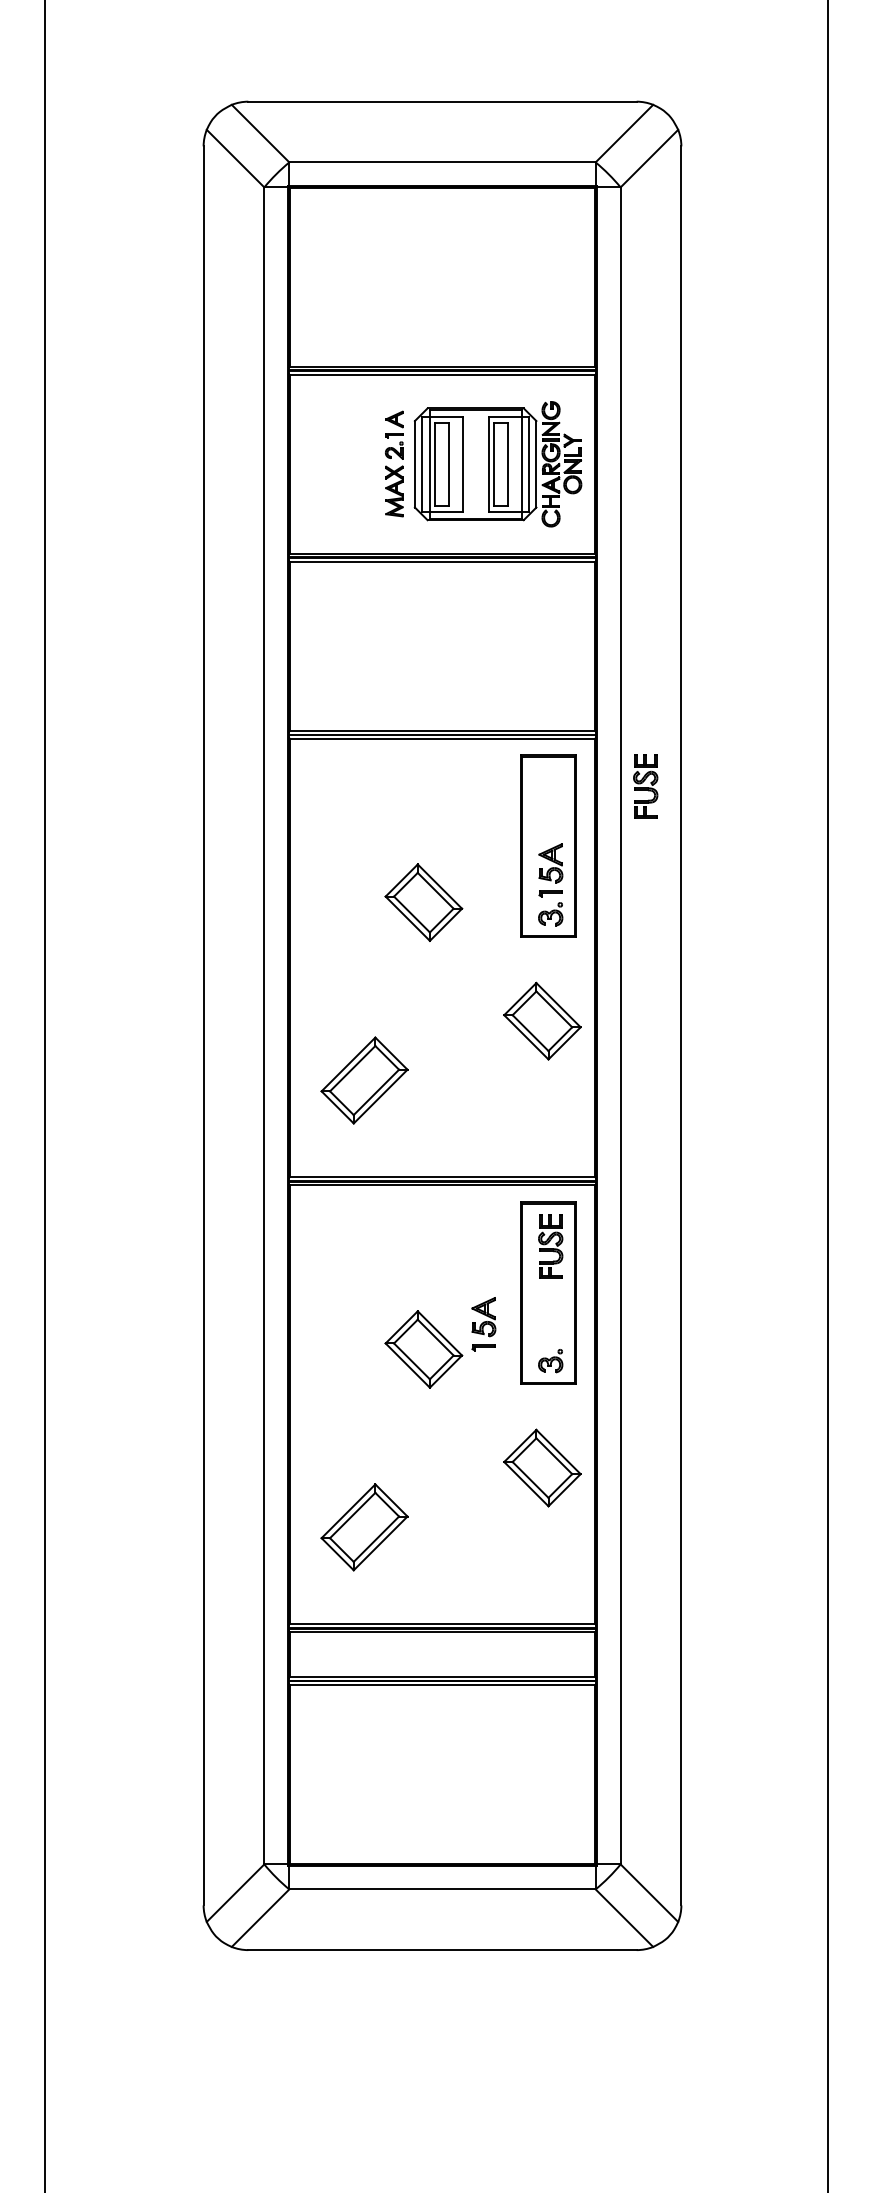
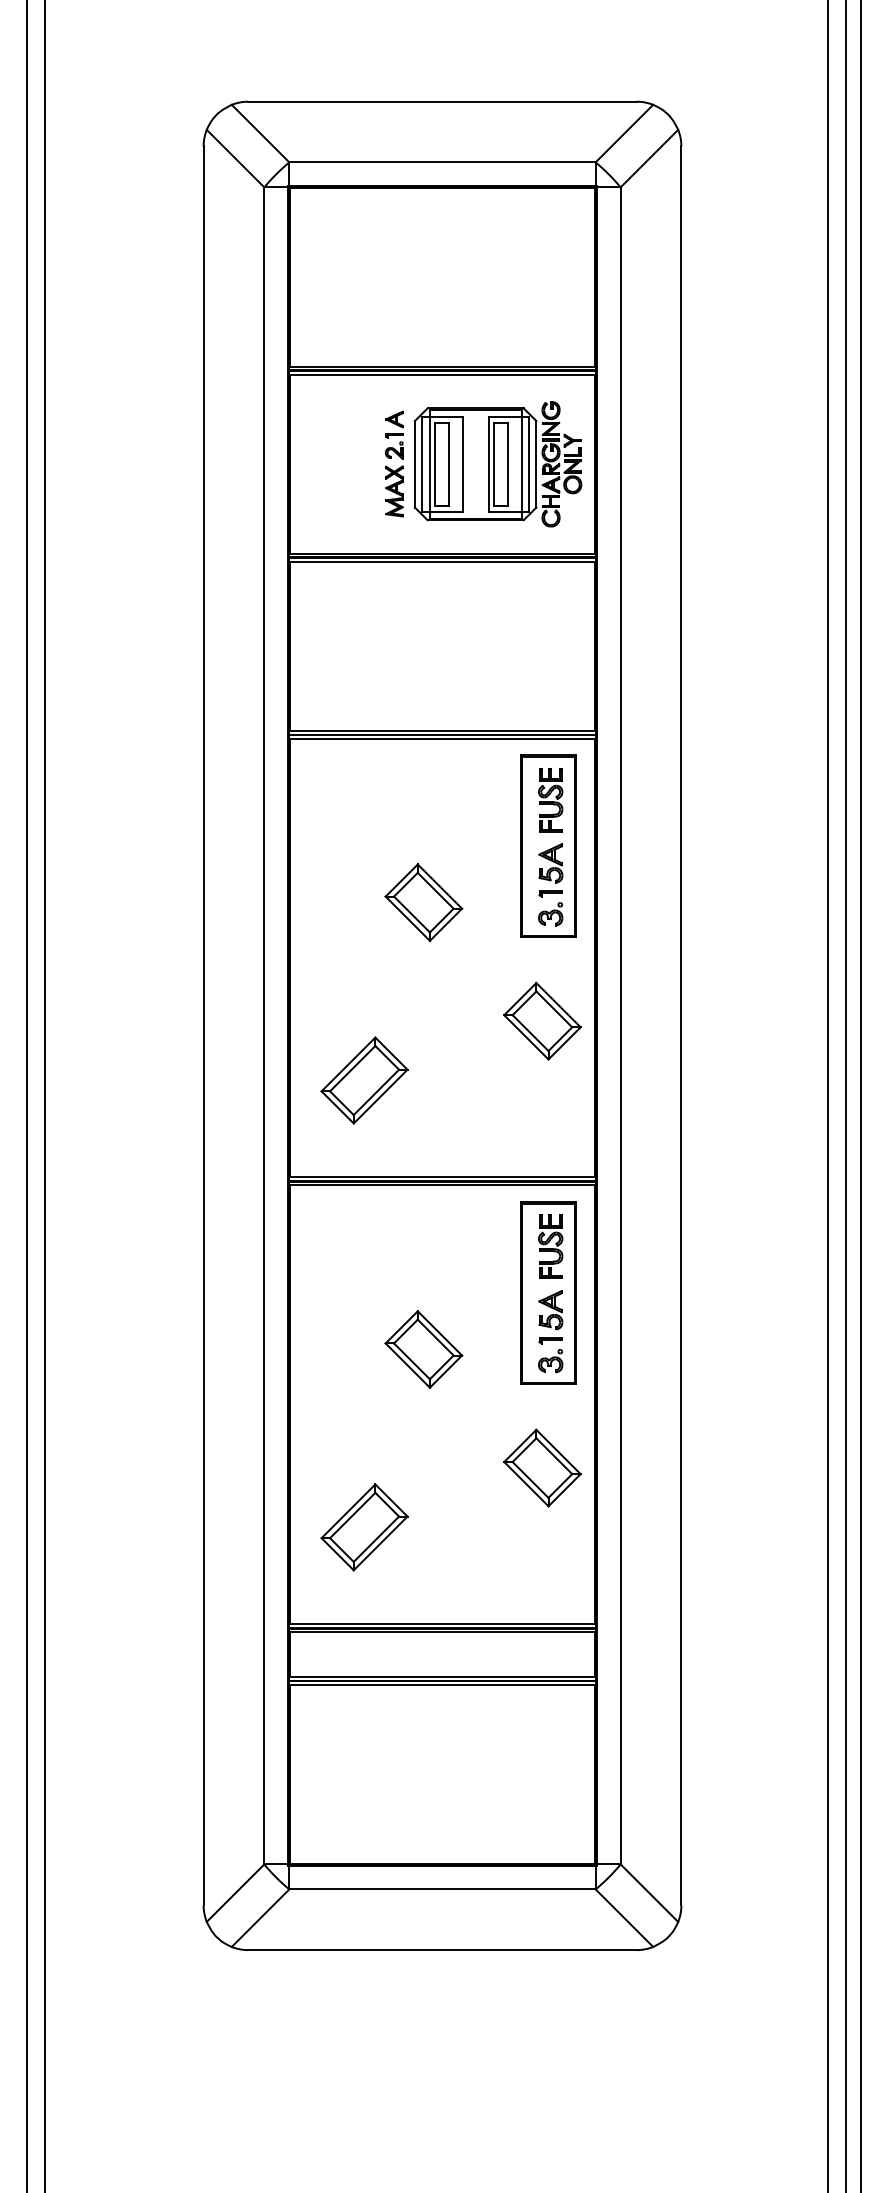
part position: (645, 786) -> (550, 800) (550, 800)
line: none -> present (26, 1095)
line: none -> present (846, 1095)
line: none -> present (861, 1095)
part position: (483, 1324) -> (550, 1317) (550, 1317)
